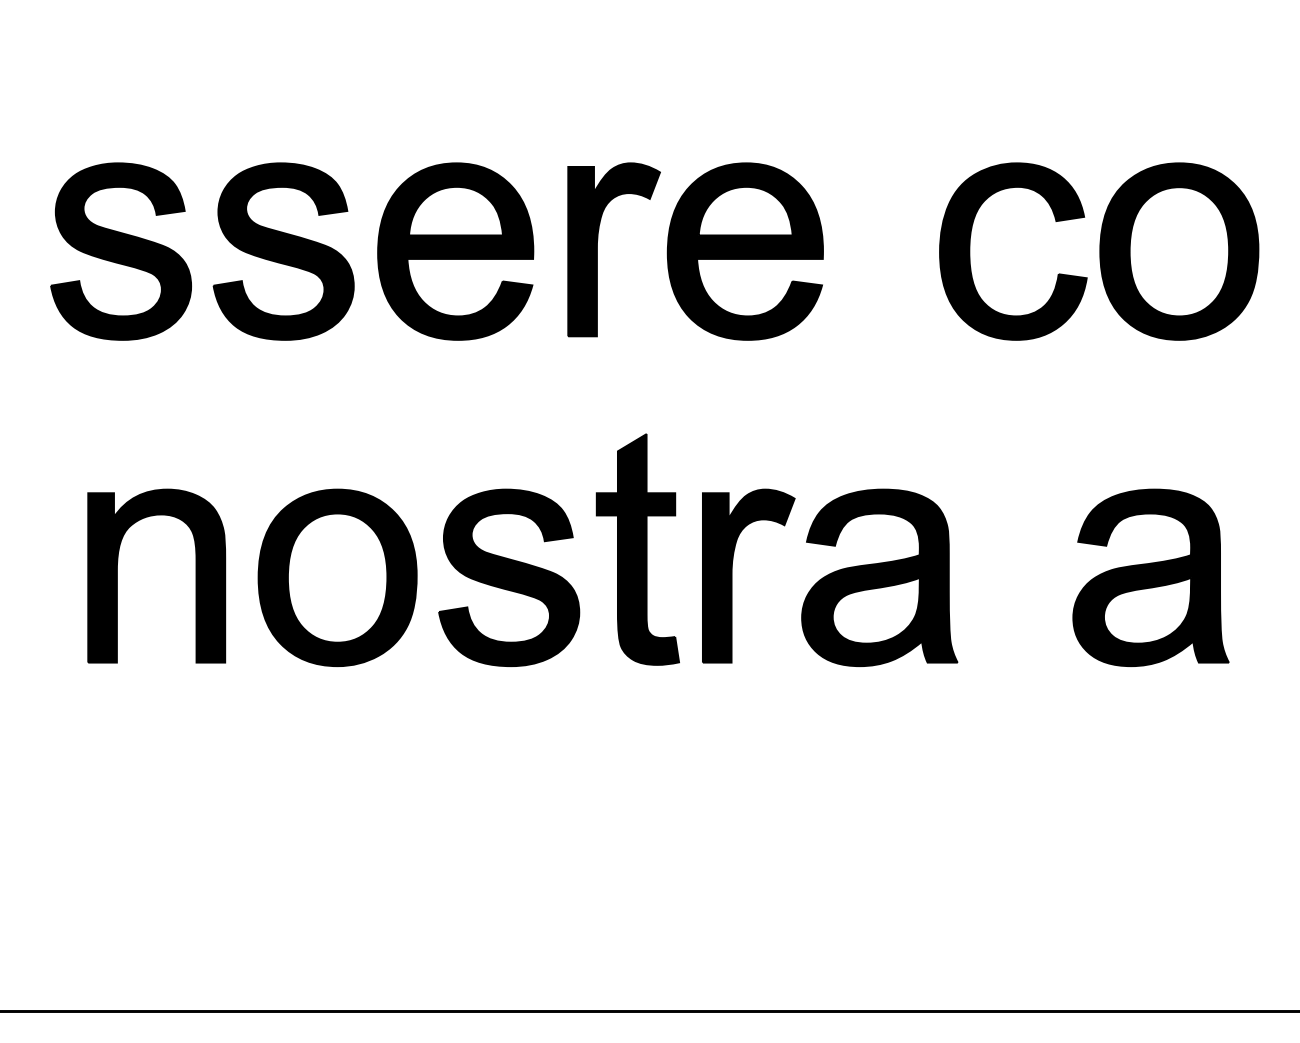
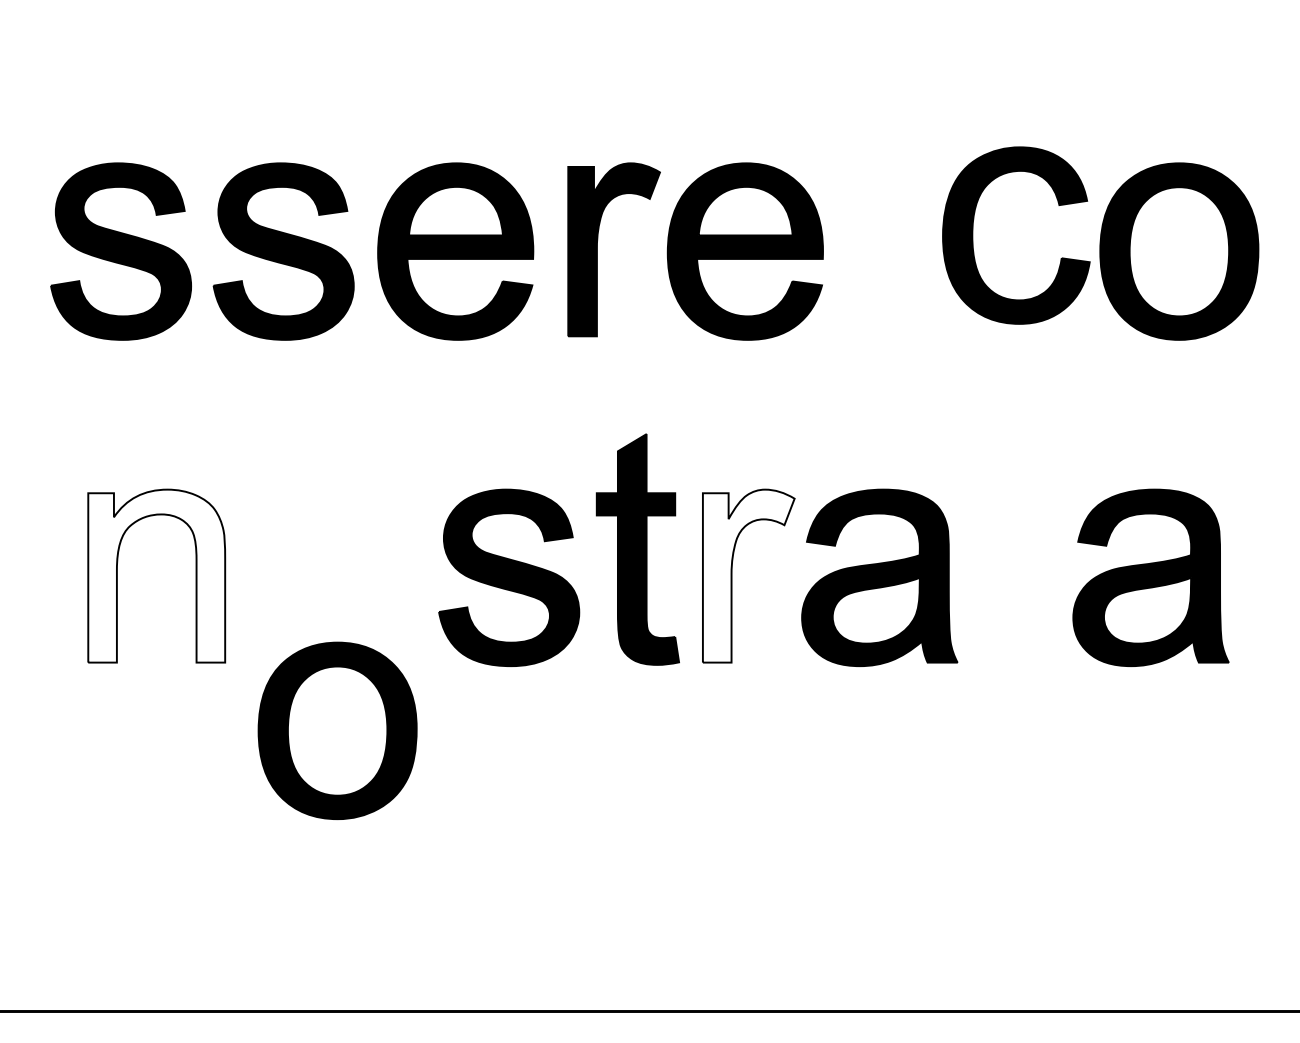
part position: (970, 251) -> (973, 235) (973, 235)
fill: present -> none (156, 575)
fill: present -> none (748, 575)
part position: (337, 577) -> (337, 730) (337, 730)
